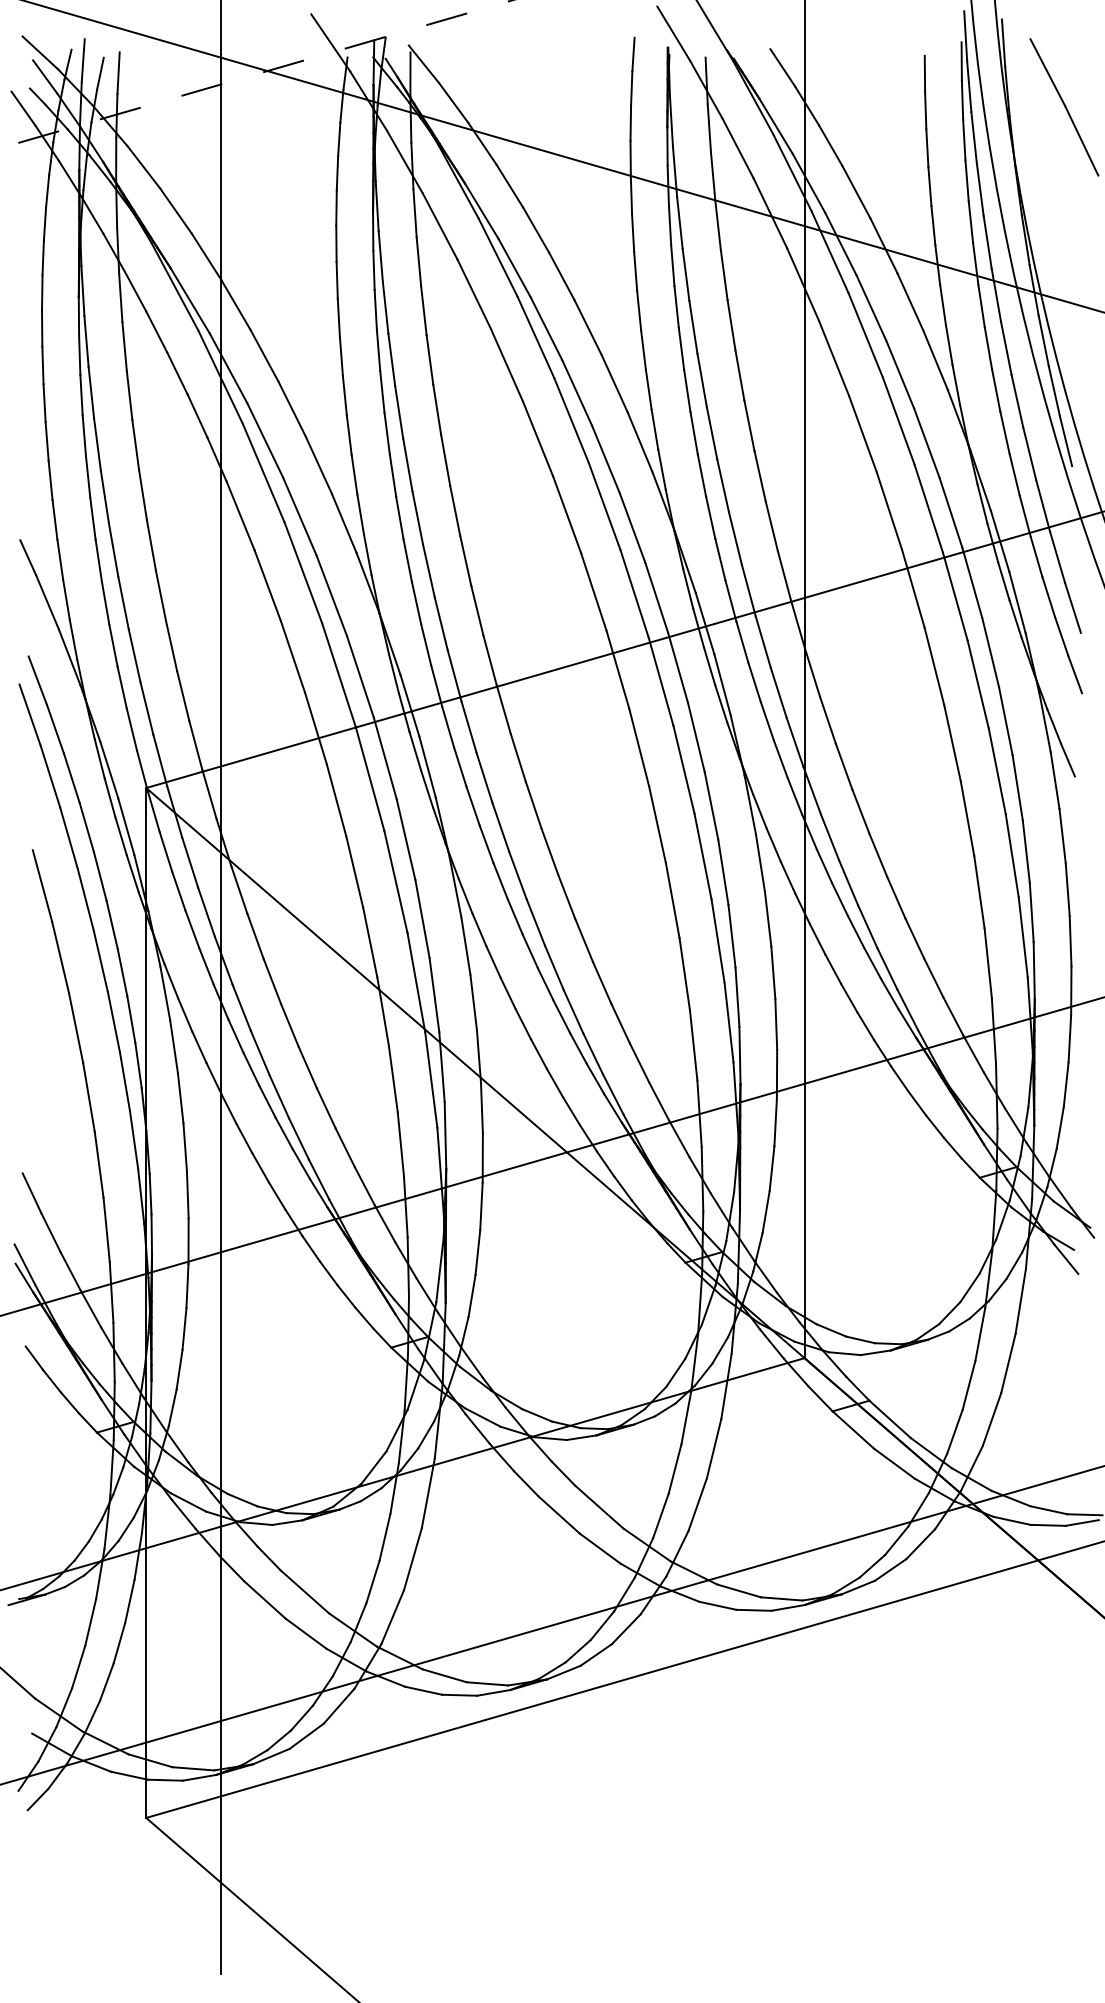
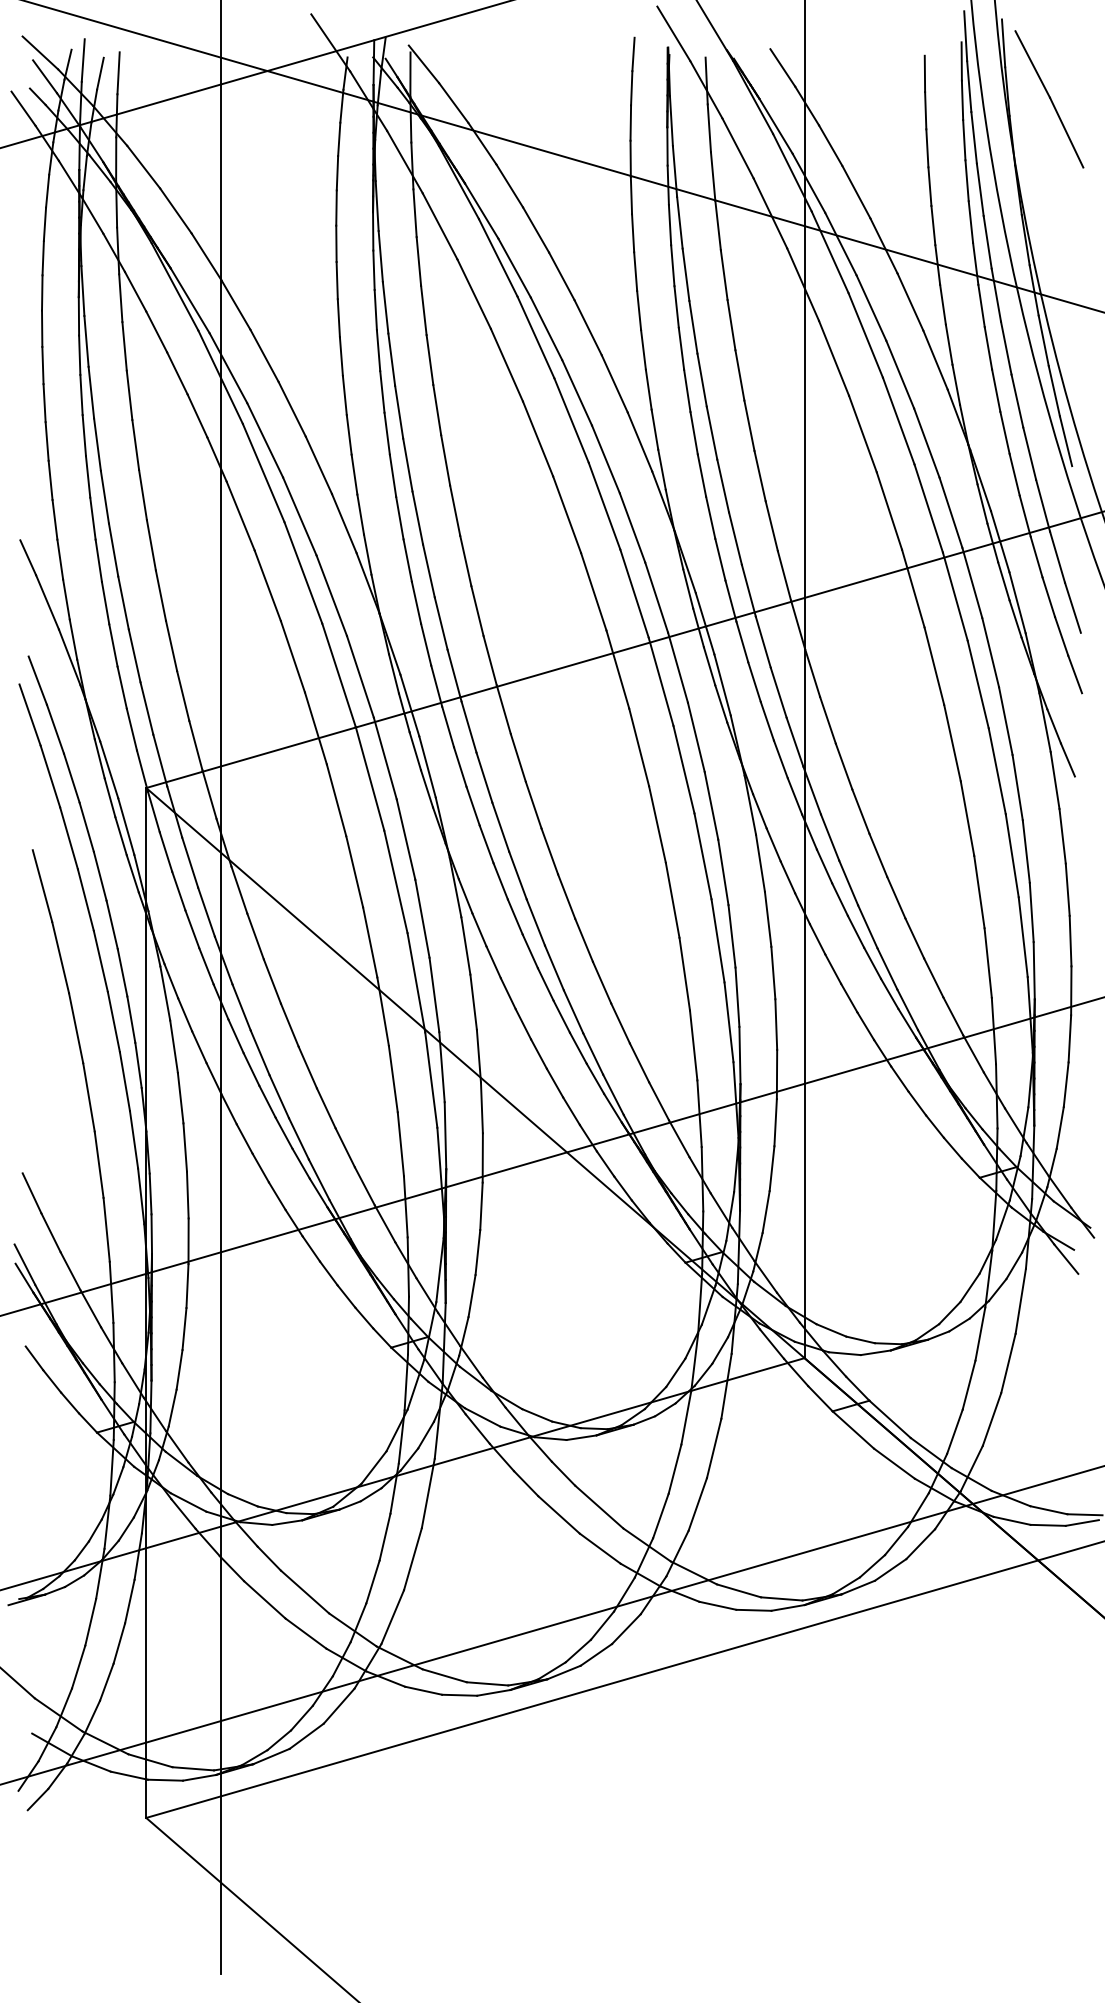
line: dashed -> solid (257, 74)
part position: (1064, 107) -> (1049, 99) (1049, 99)
